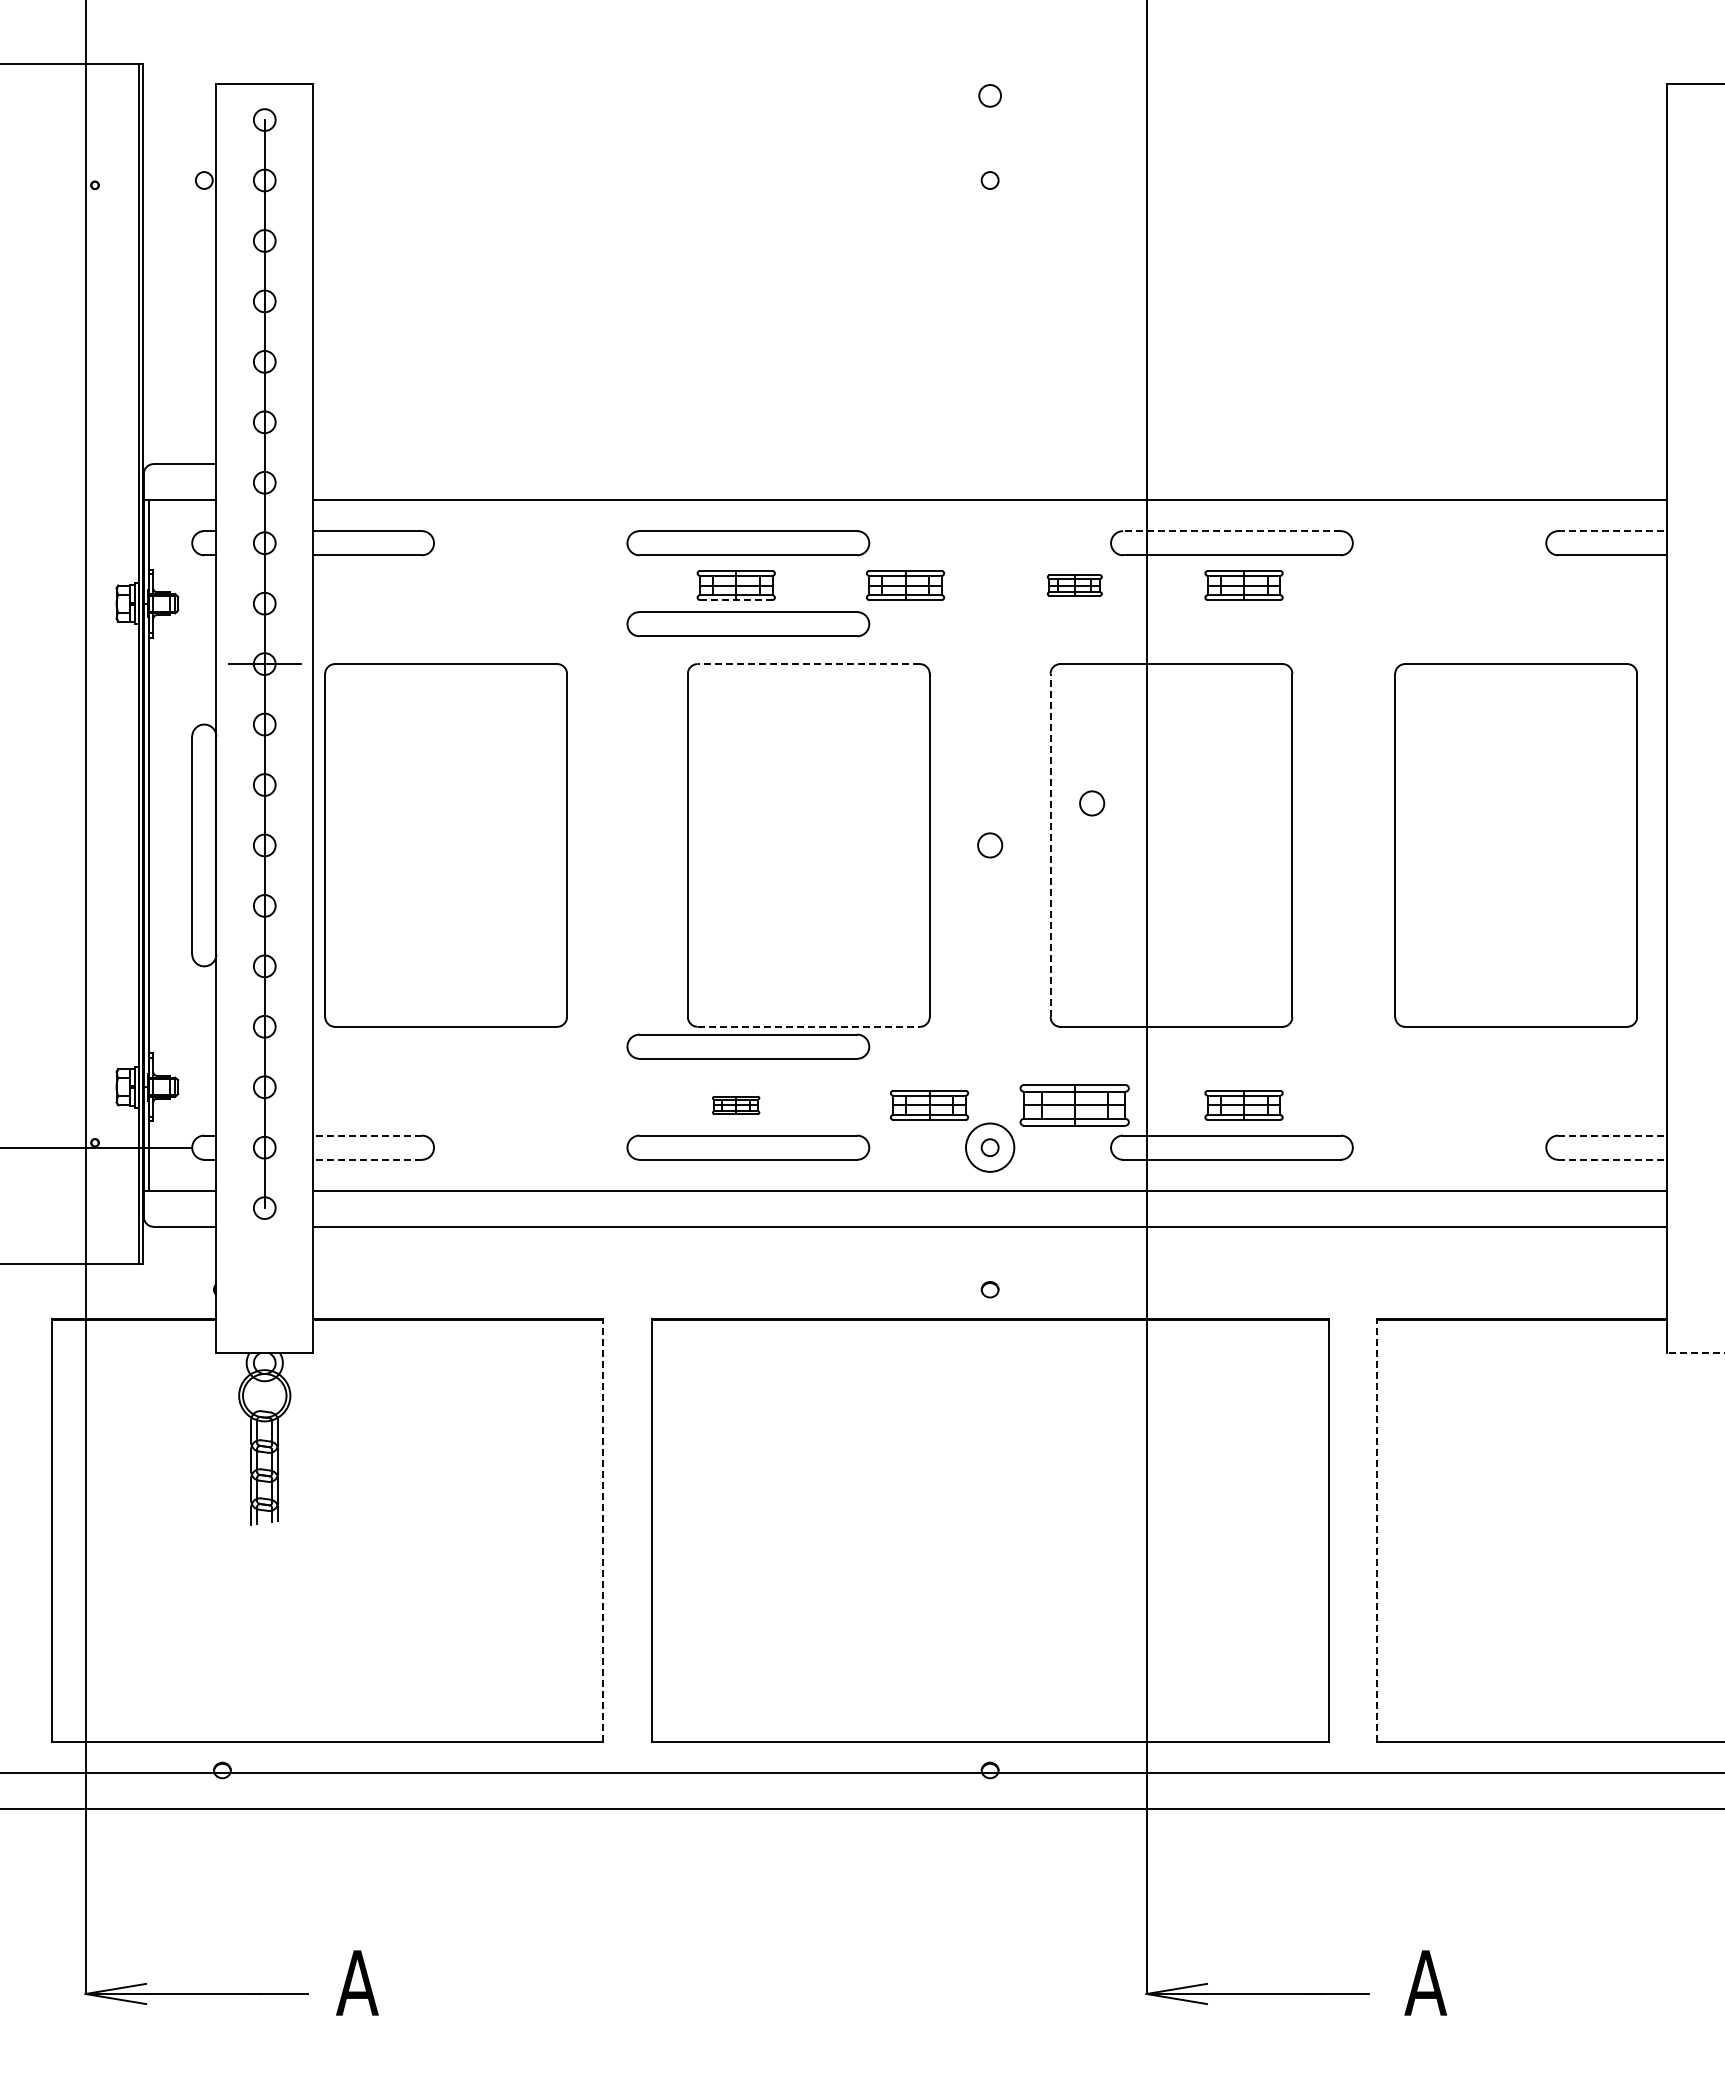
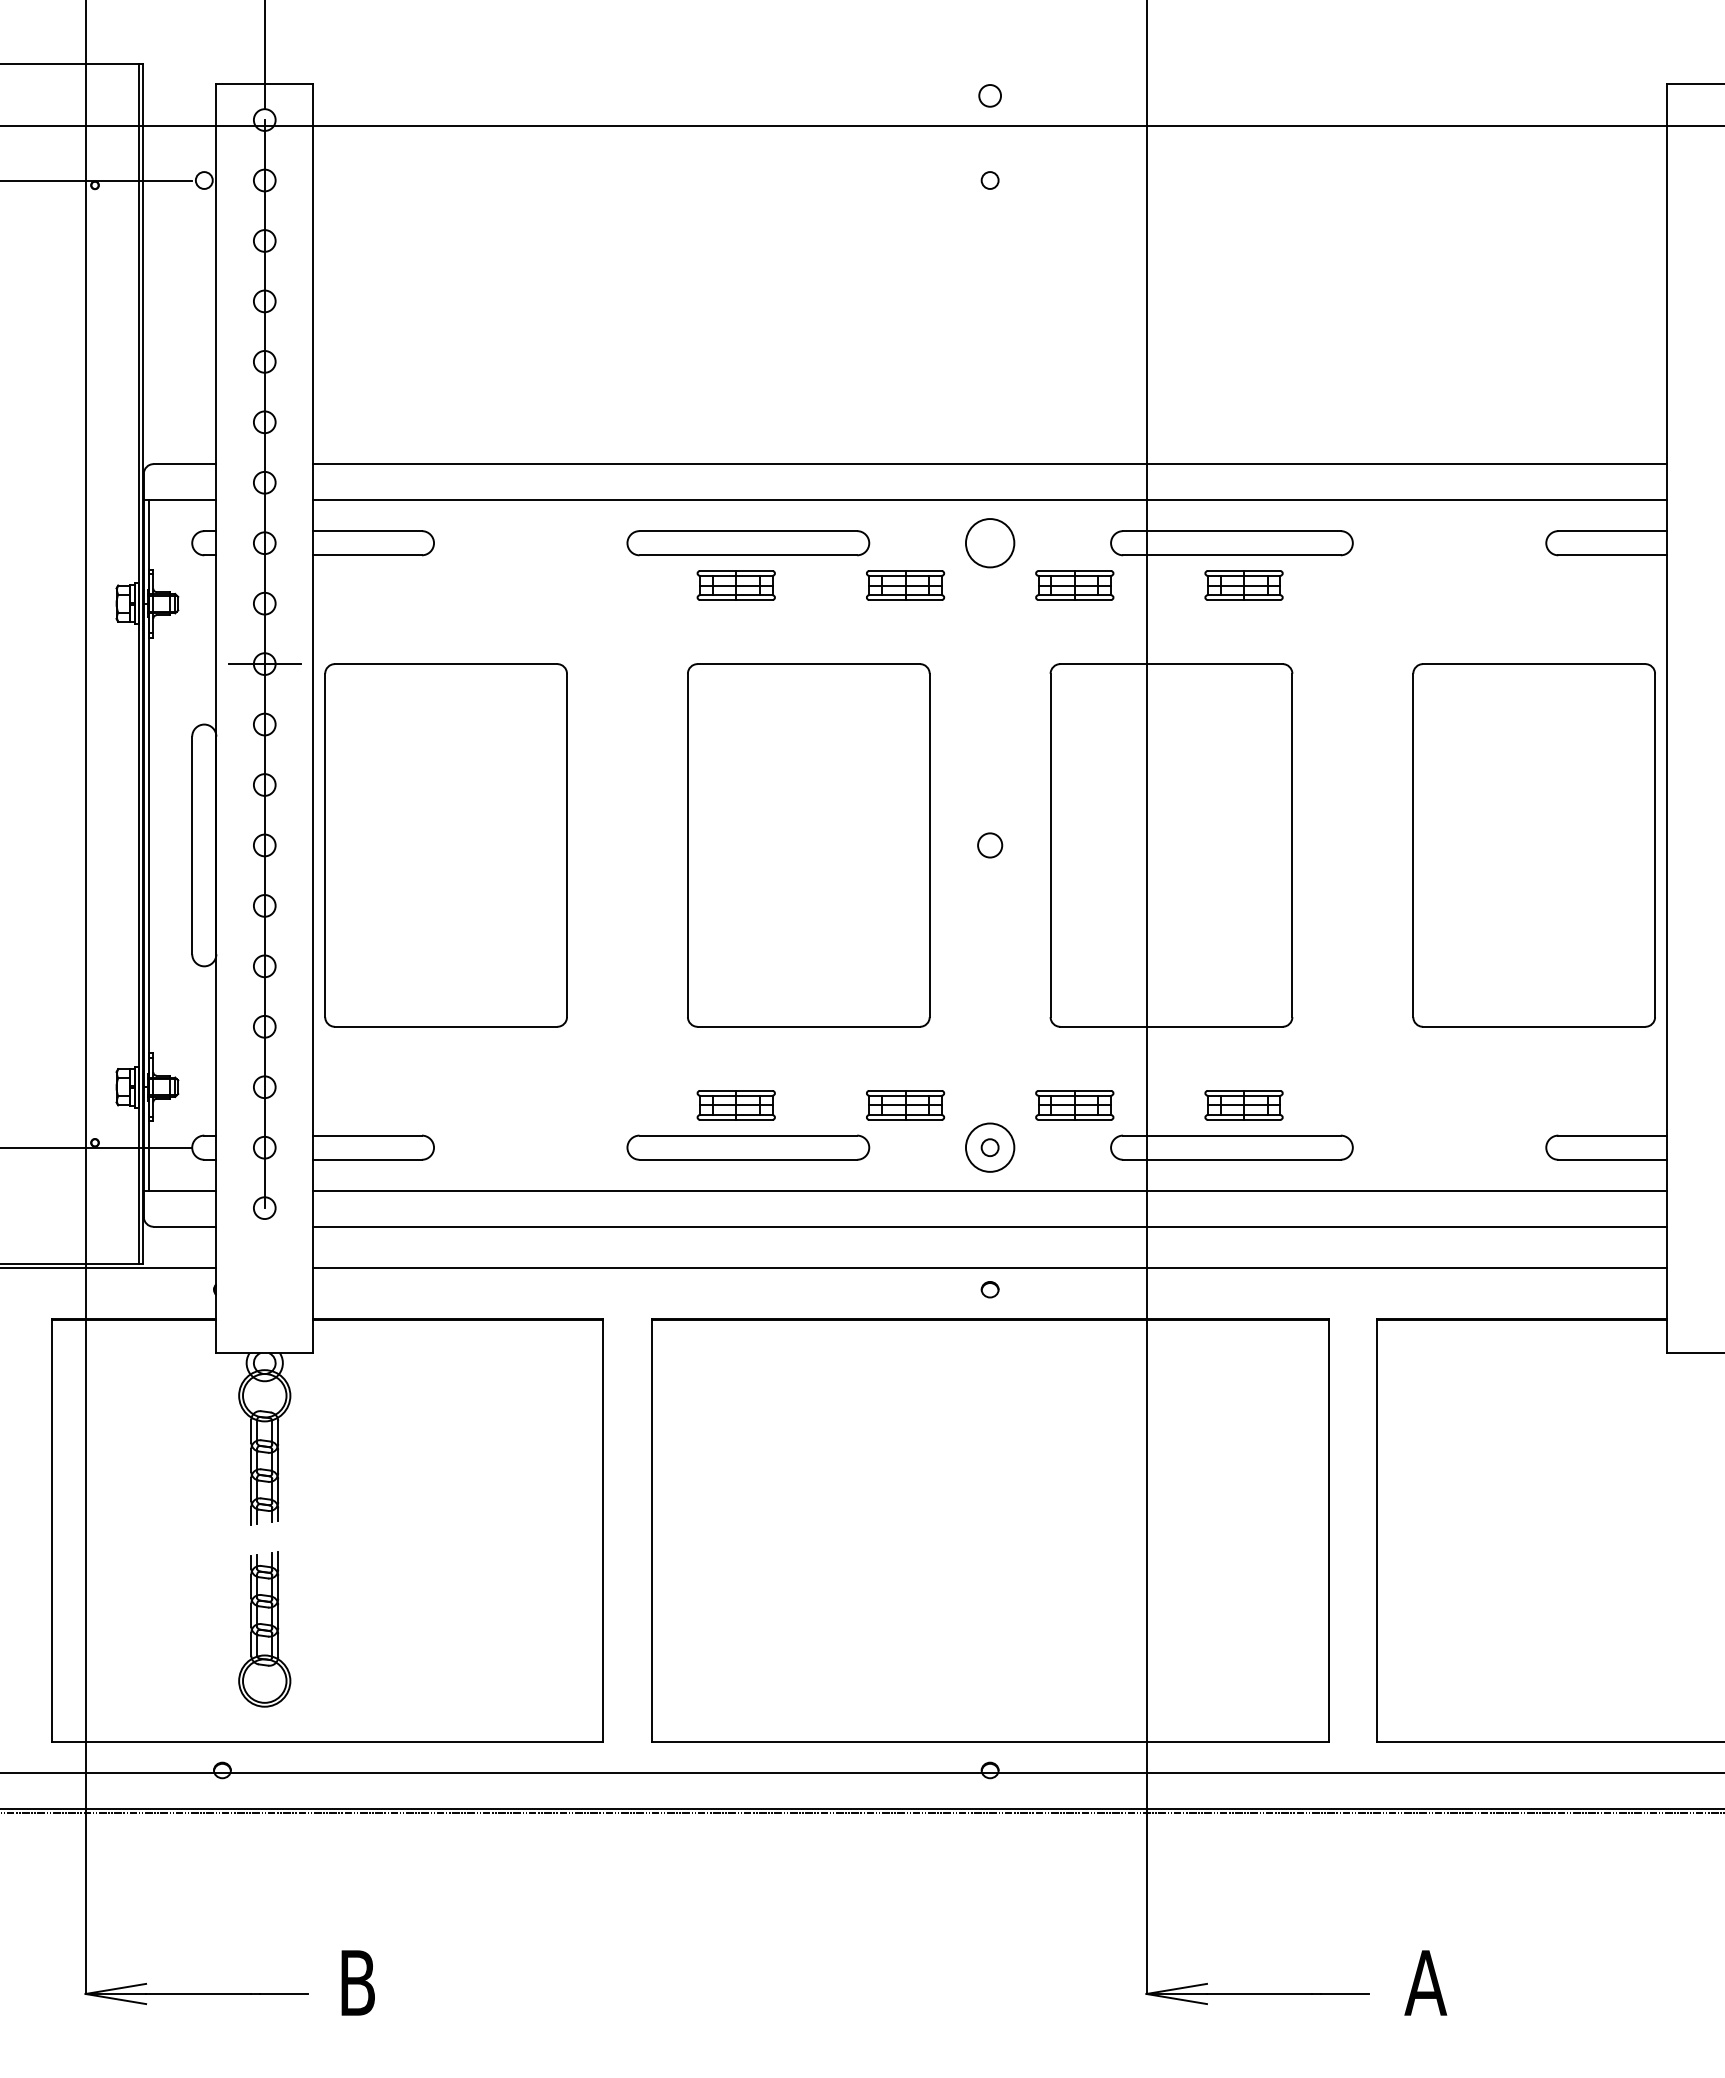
line: none -> present (264, 54)
line: none -> present (861, 126)
line: none -> present (97, 180)
line: none -> present (990, 464)
line: dashed -> solid (1231, 531)
line: dashed -> solid (1613, 531)
circle: none -> present (990, 543)
part size: 57x23 px -> 80x31 px (1074, 585)
line: dashed -> solid (736, 600)
part: present -> none (748, 624)
line: dashed -> solid (808, 664)
circle: present -> none (1092, 803)
line: dashed -> solid (1050, 845)
part position: (1515, 845) -> (1533, 845) (1533, 845)
line: dashed -> solid (809, 1026)
part: present -> none (748, 1046)
part size: 49x20 px -> 80x31 px (735, 1105)
part position: (929, 1105) -> (905, 1105) (905, 1105)
part size: 111x43 px -> 80x31 px (1074, 1105)
line: dashed -> solid (367, 1135)
line: dashed -> solid (1613, 1135)
line: dashed -> solid (367, 1159)
line: dashed -> solid (1613, 1159)
line: none -> present (109, 1268)
line: none -> present (990, 1268)
line: dashed -> solid (1695, 1353)
line: dashed -> solid (603, 1529)
line: dashed -> solid (1377, 1529)
part: none -> present (264, 1629)
line: none -> present (861, 1812)
text: A -> B (357, 1982)
